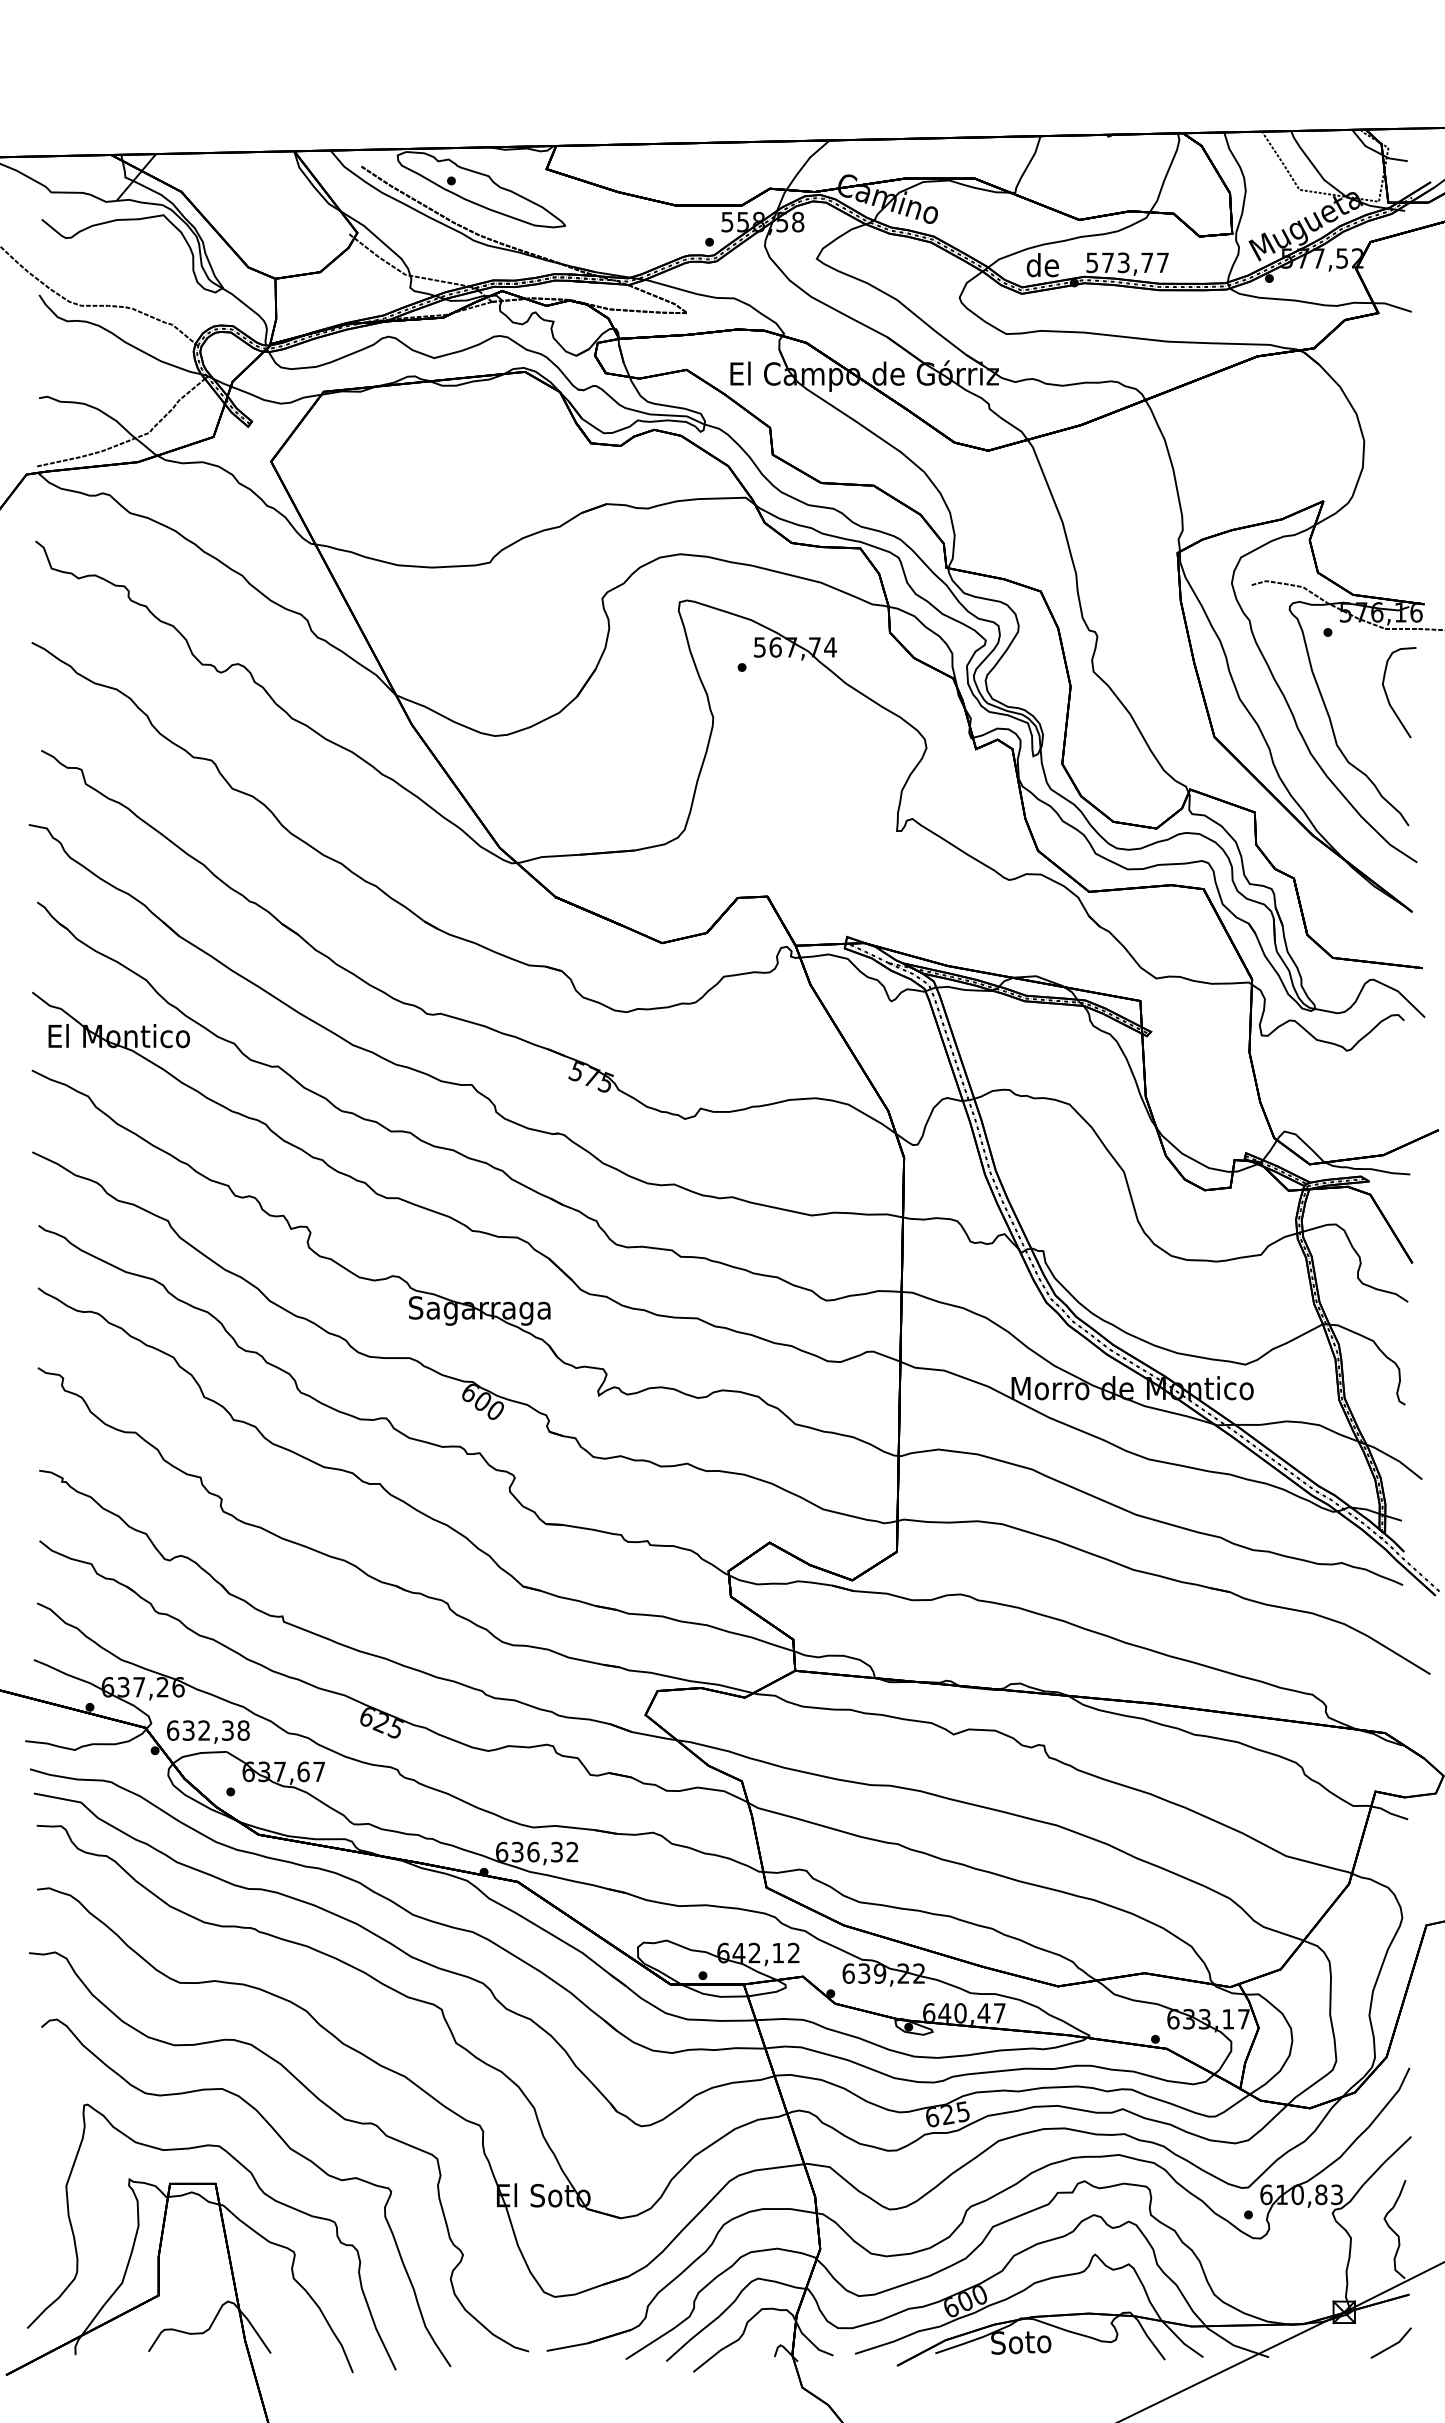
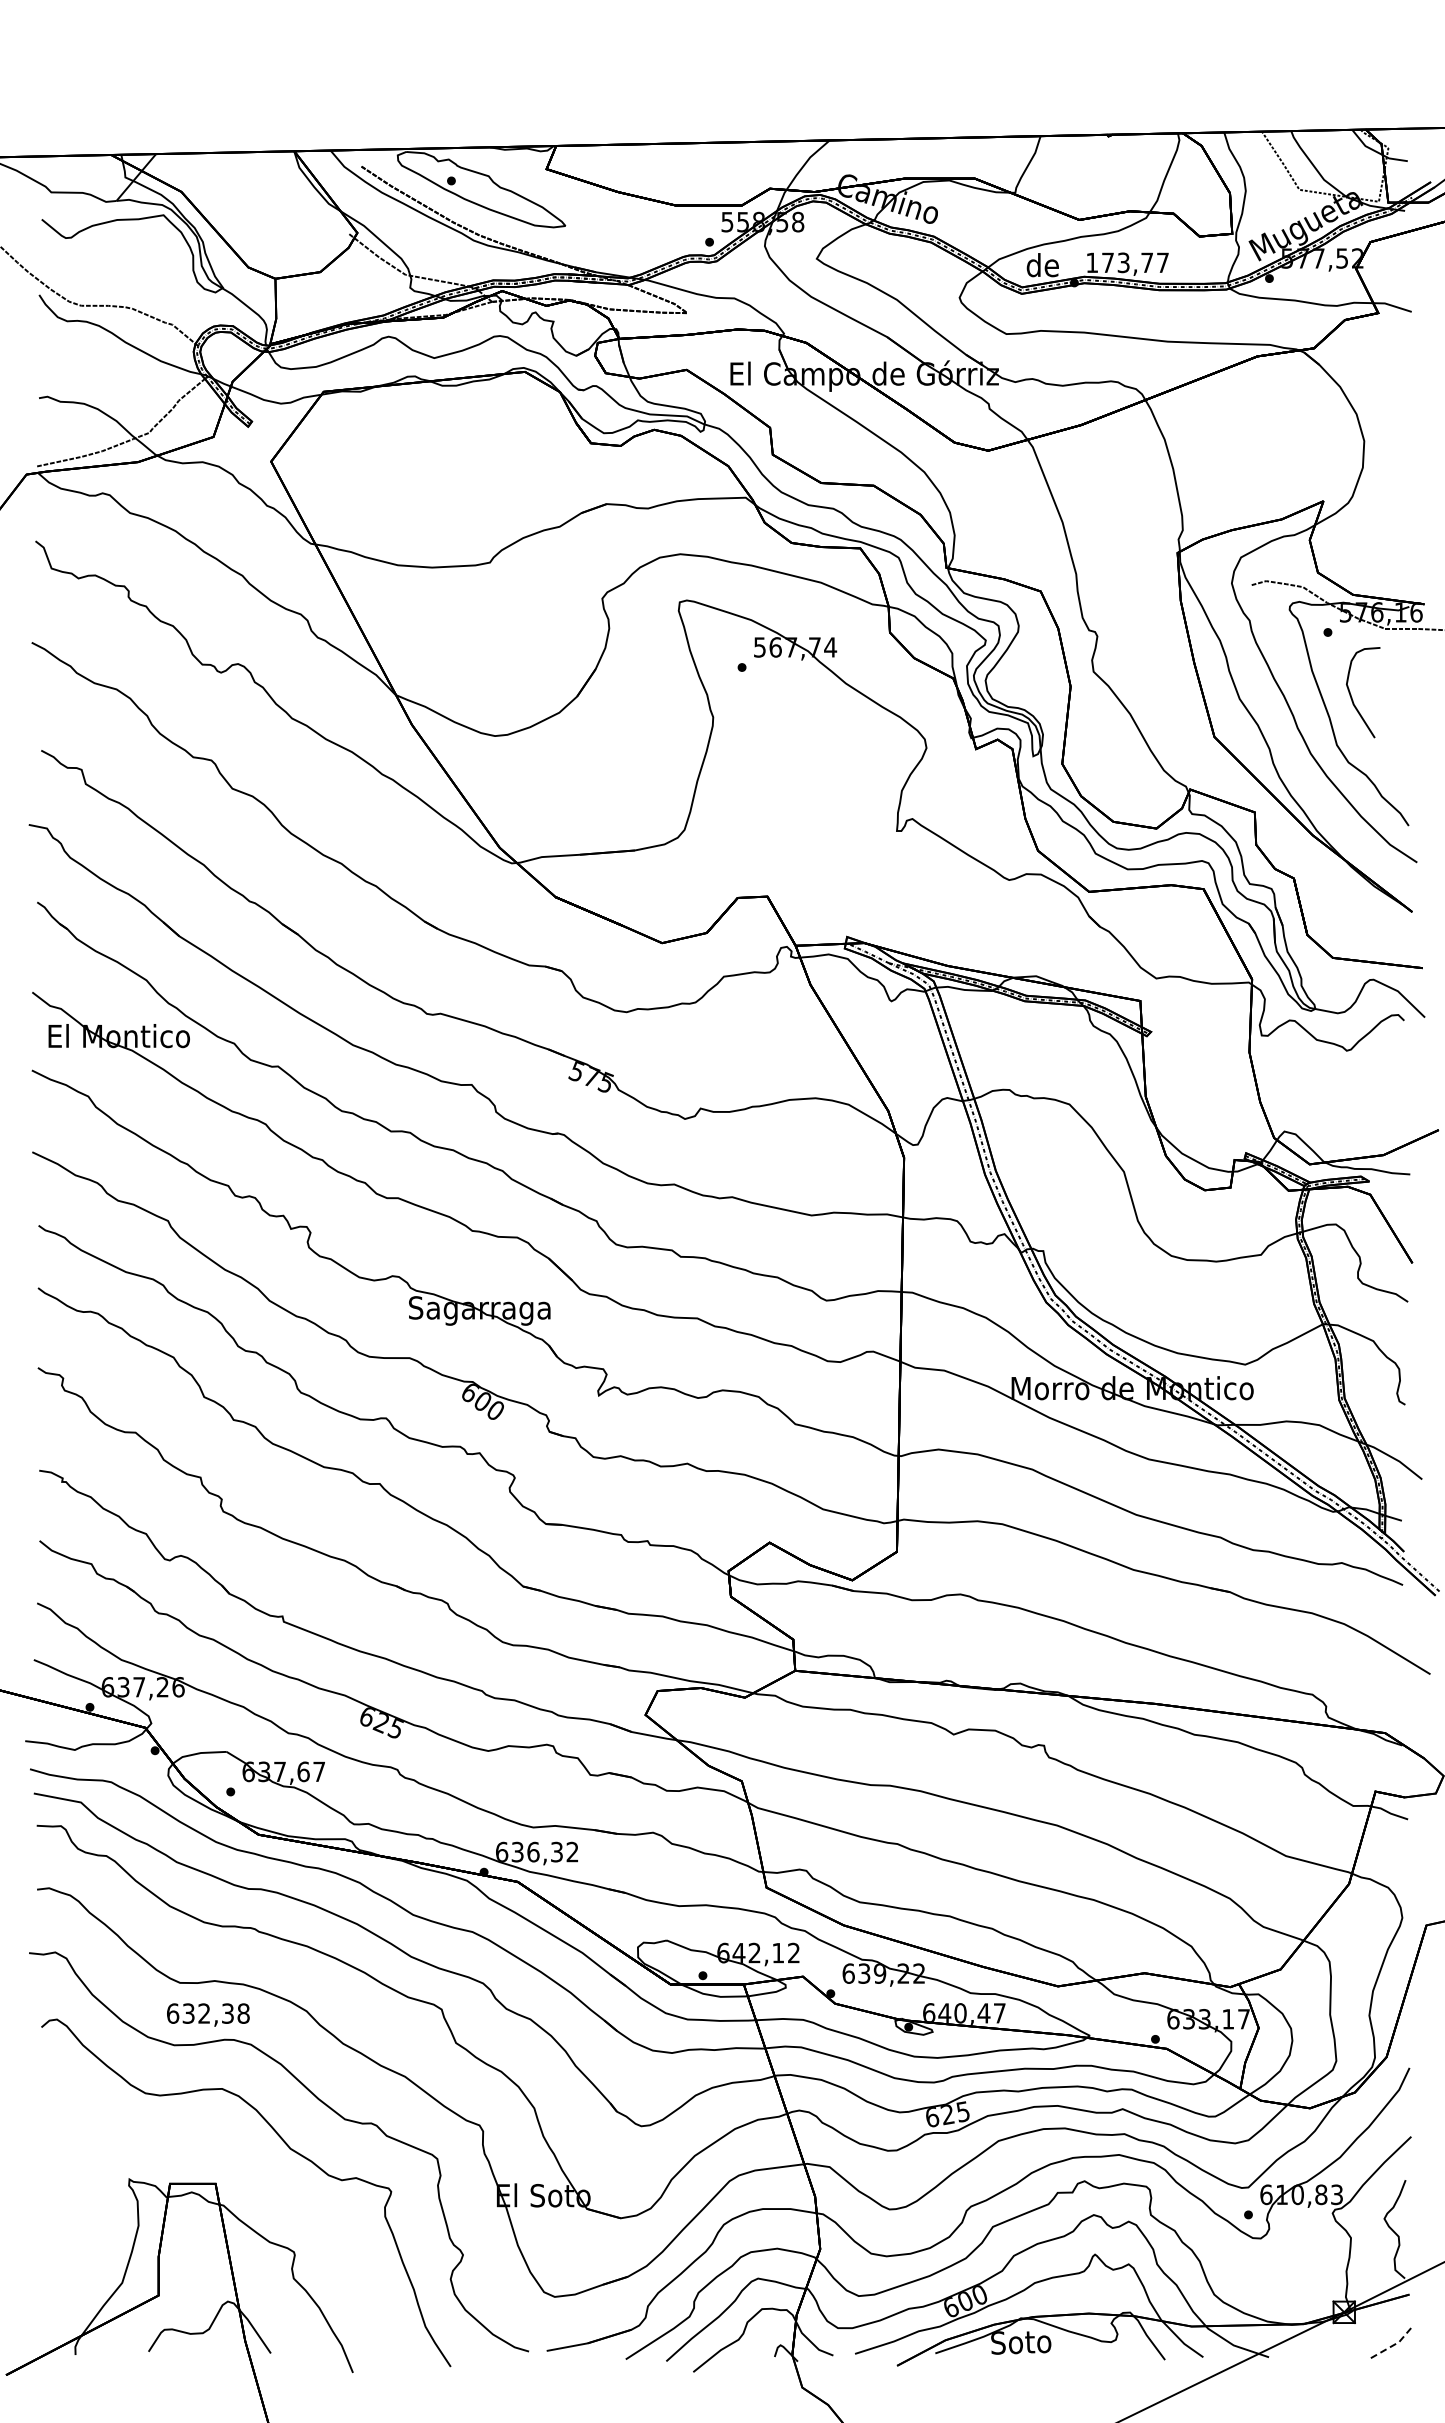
text: 573,77 -> 173,77 (1091, 262)
curve position: (1388, 697) -> (1352, 697) (1352, 697)
text position: (208, 1731) -> (208, 2014) (208, 2014)
part: present -> none (258, 2188)
line: solid -> dashed (1394, 2345)
